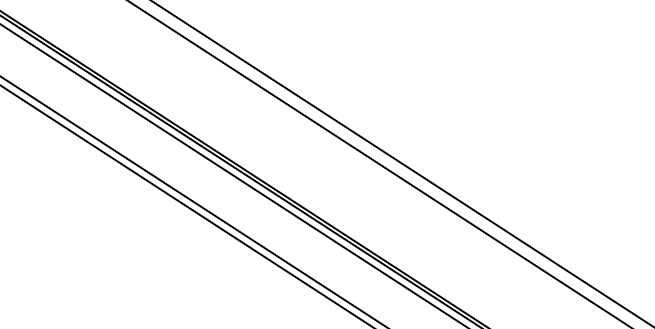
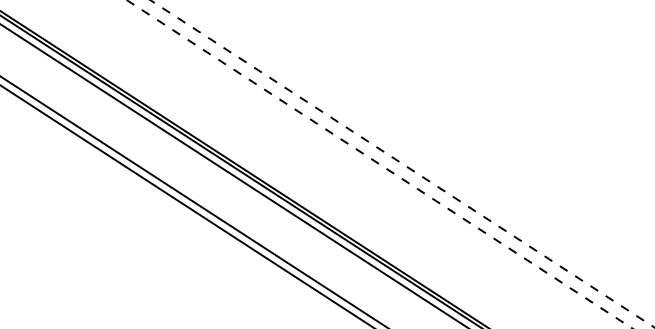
line: solid -> dashed (402, 163)
line: solid -> dashed (380, 164)
